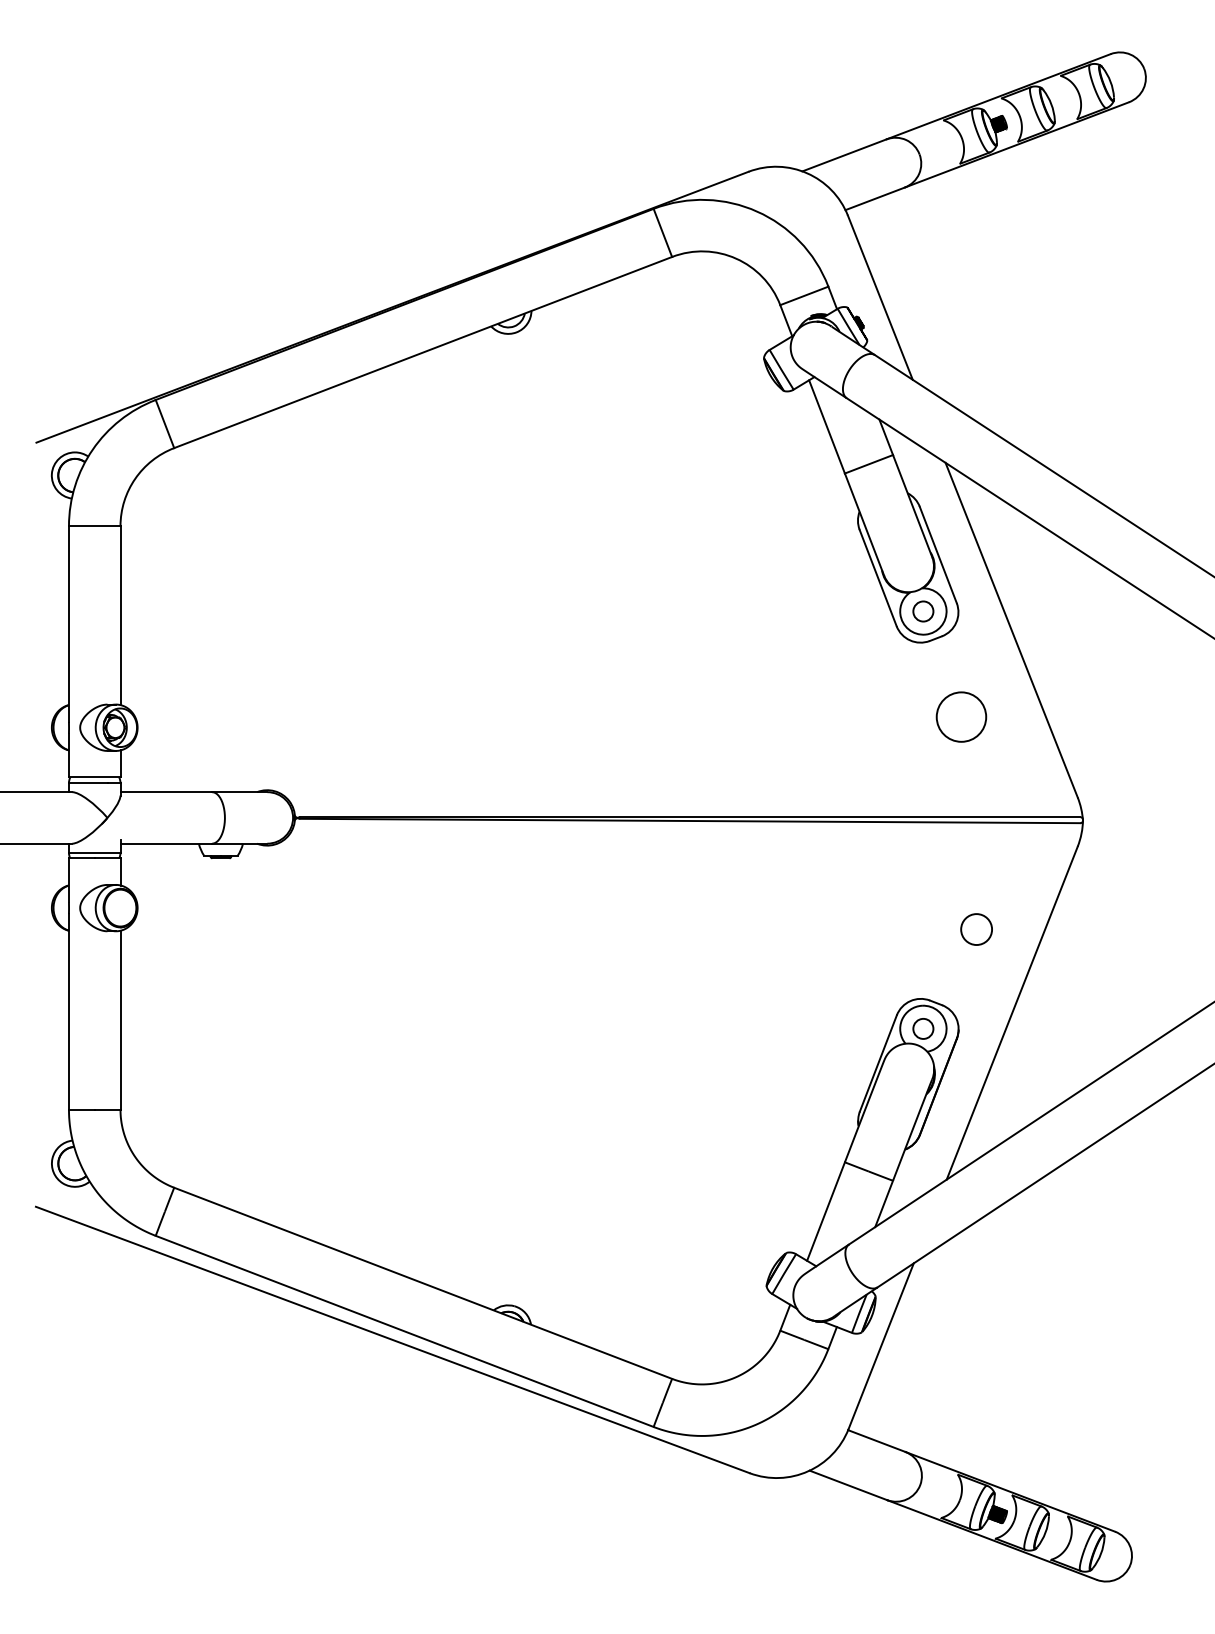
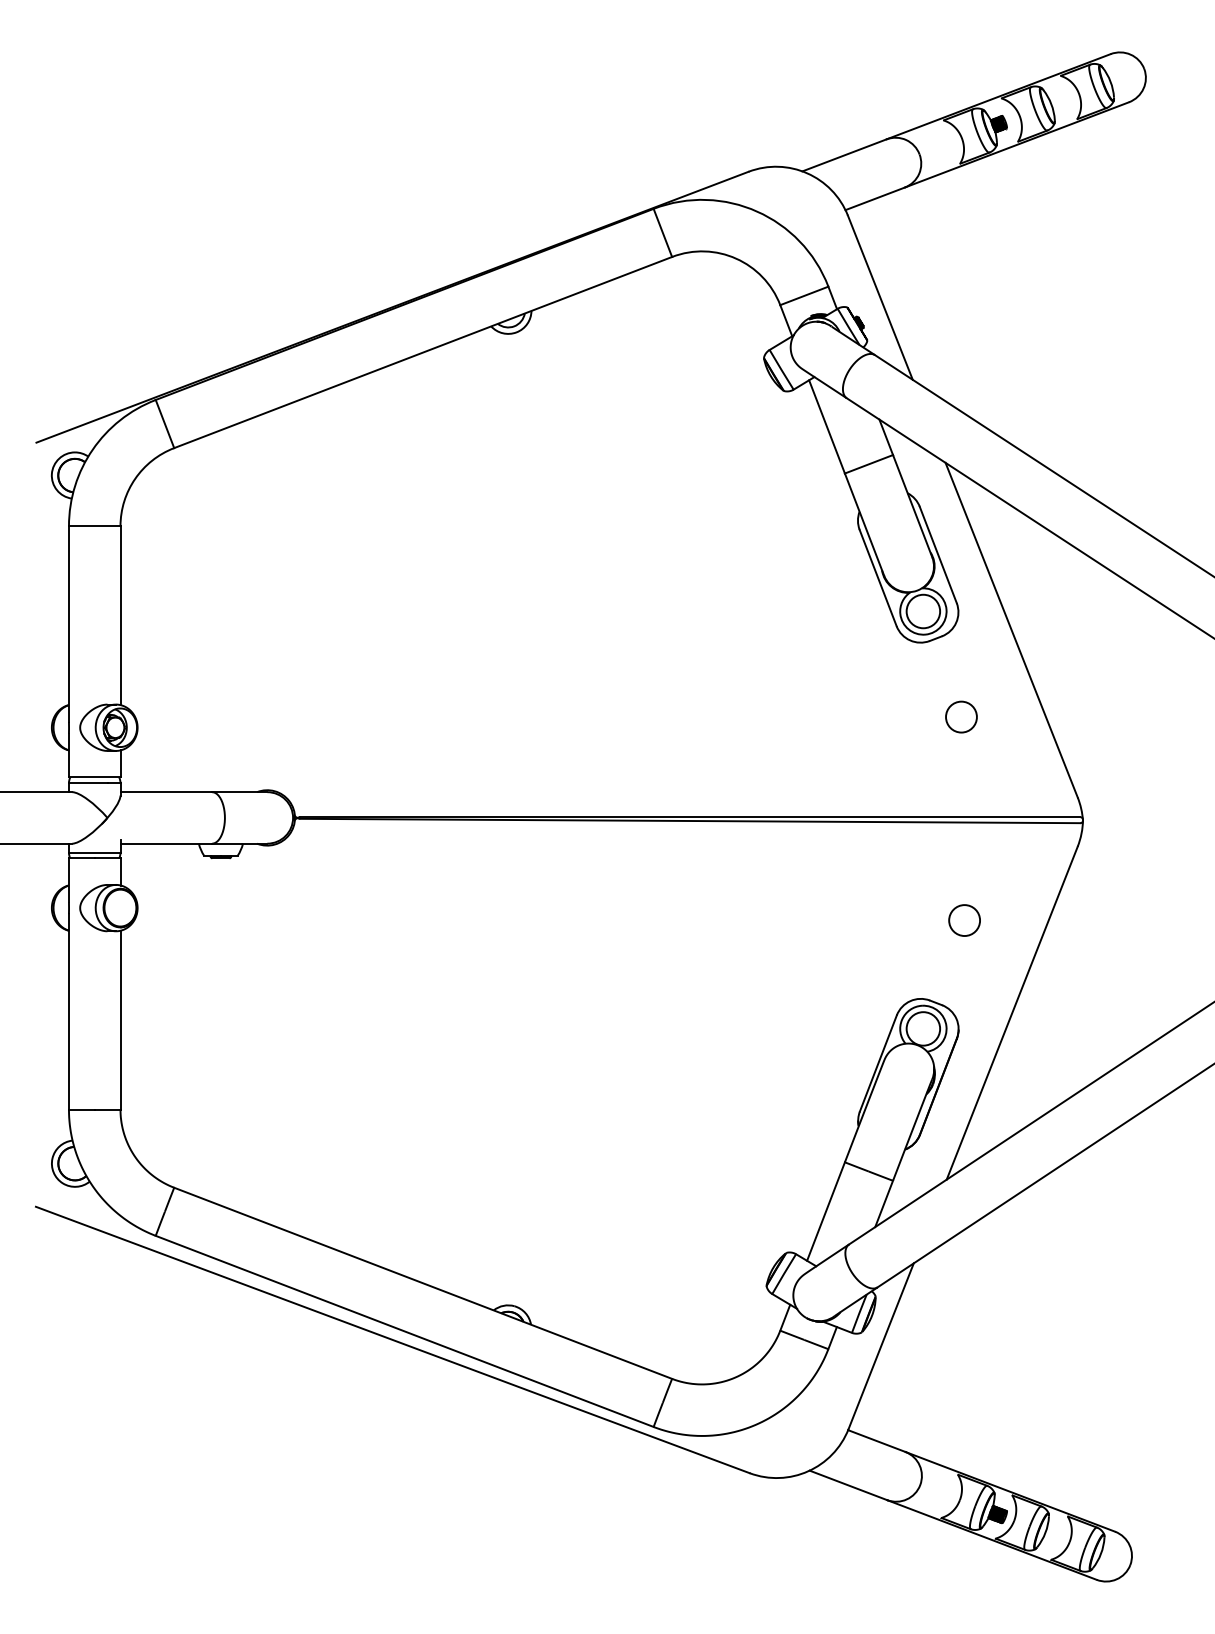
circle diameter: 20 px -> 33 px (923, 611)
circle diameter: 49 px -> 31 px (961, 716)
circle position: (976, 929) -> (964, 920) (964, 920)
circle diameter: 20 px -> 33 px (923, 1028)
